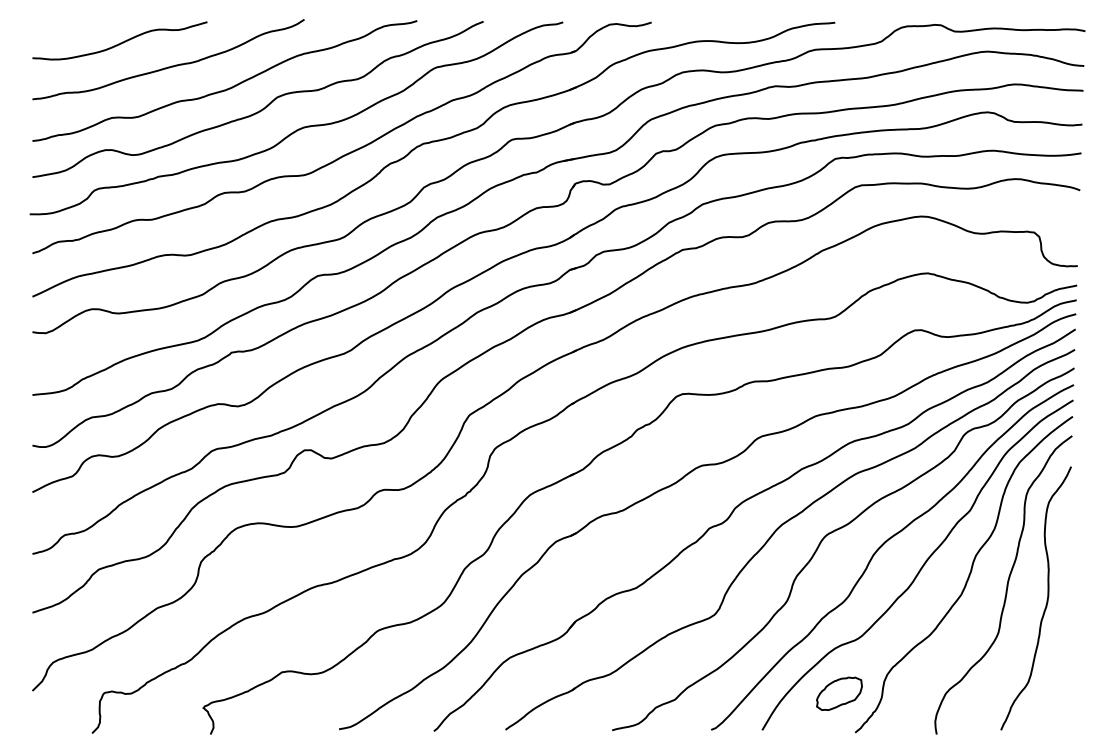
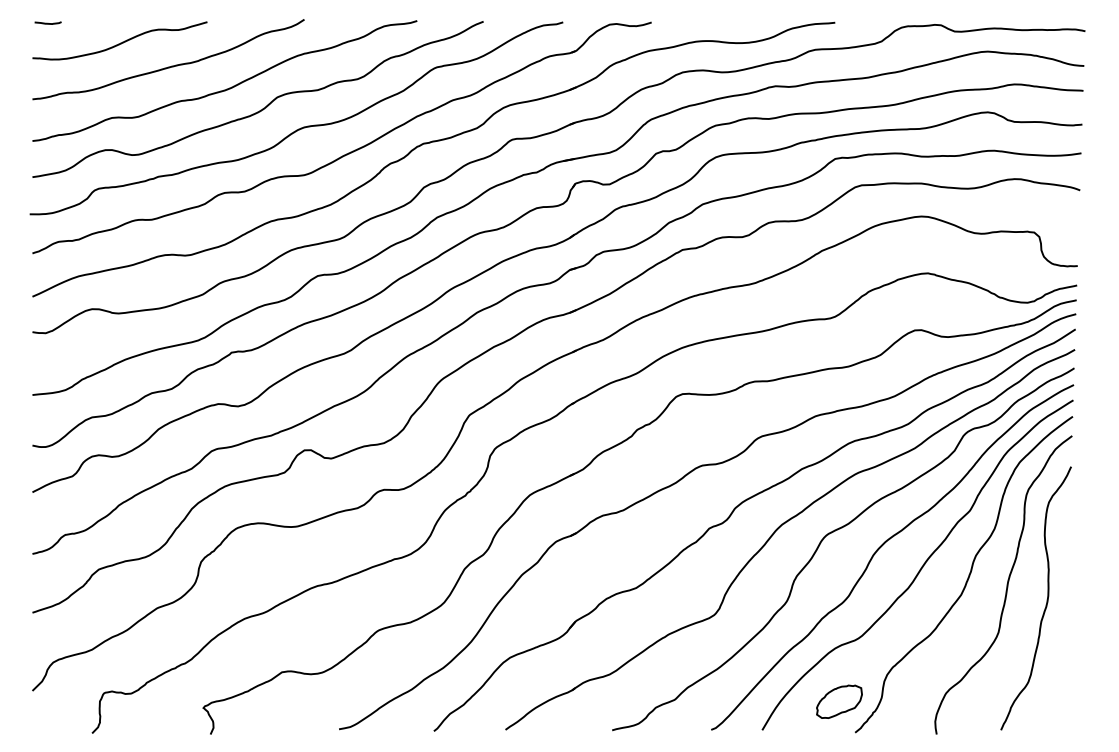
line: none -> present (47, 22)
part position: (839, 693) -> (839, 701) (839, 701)
